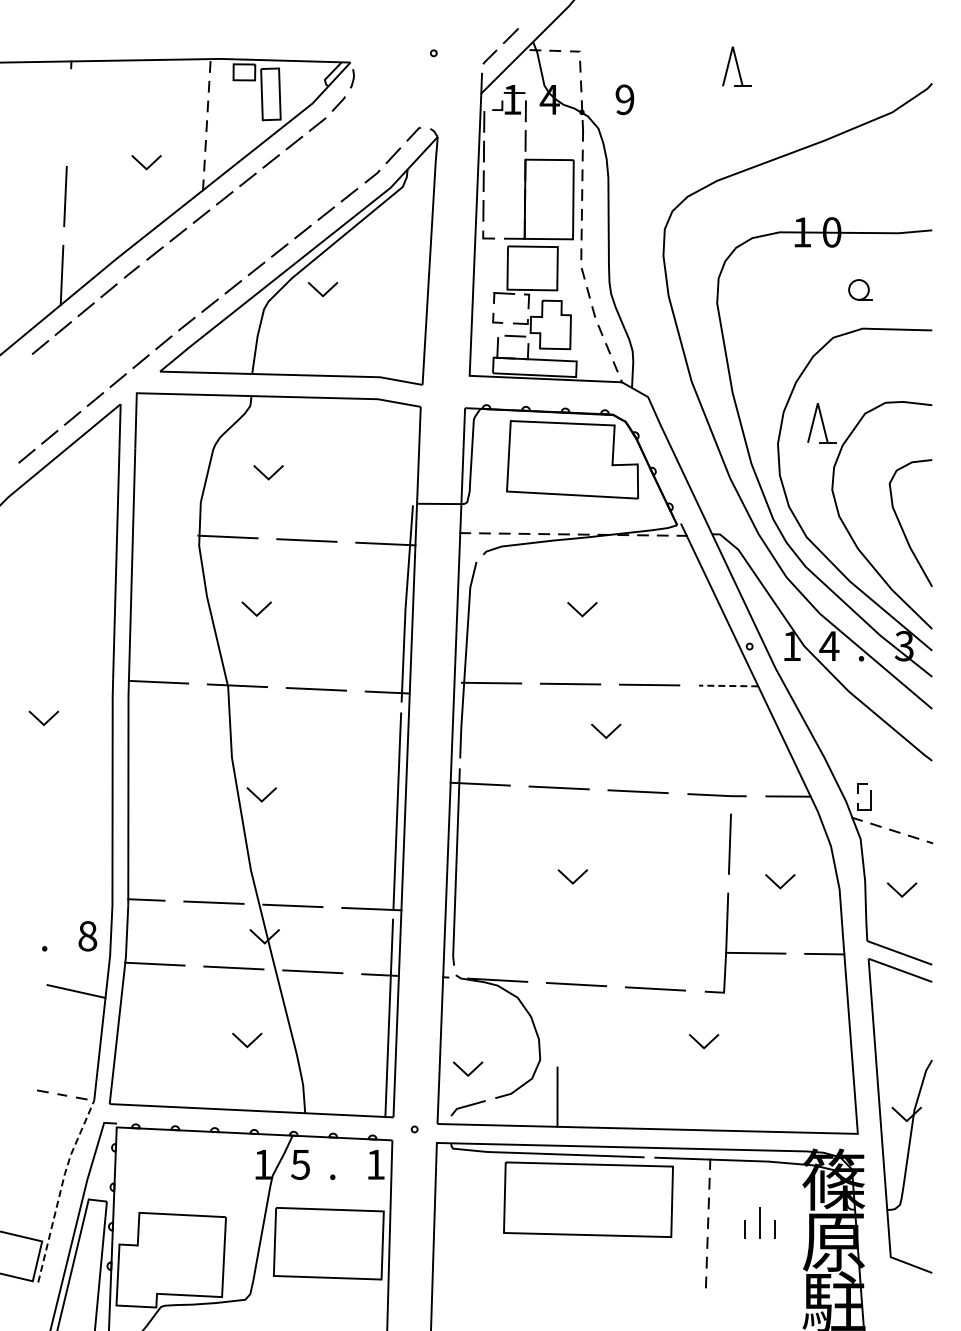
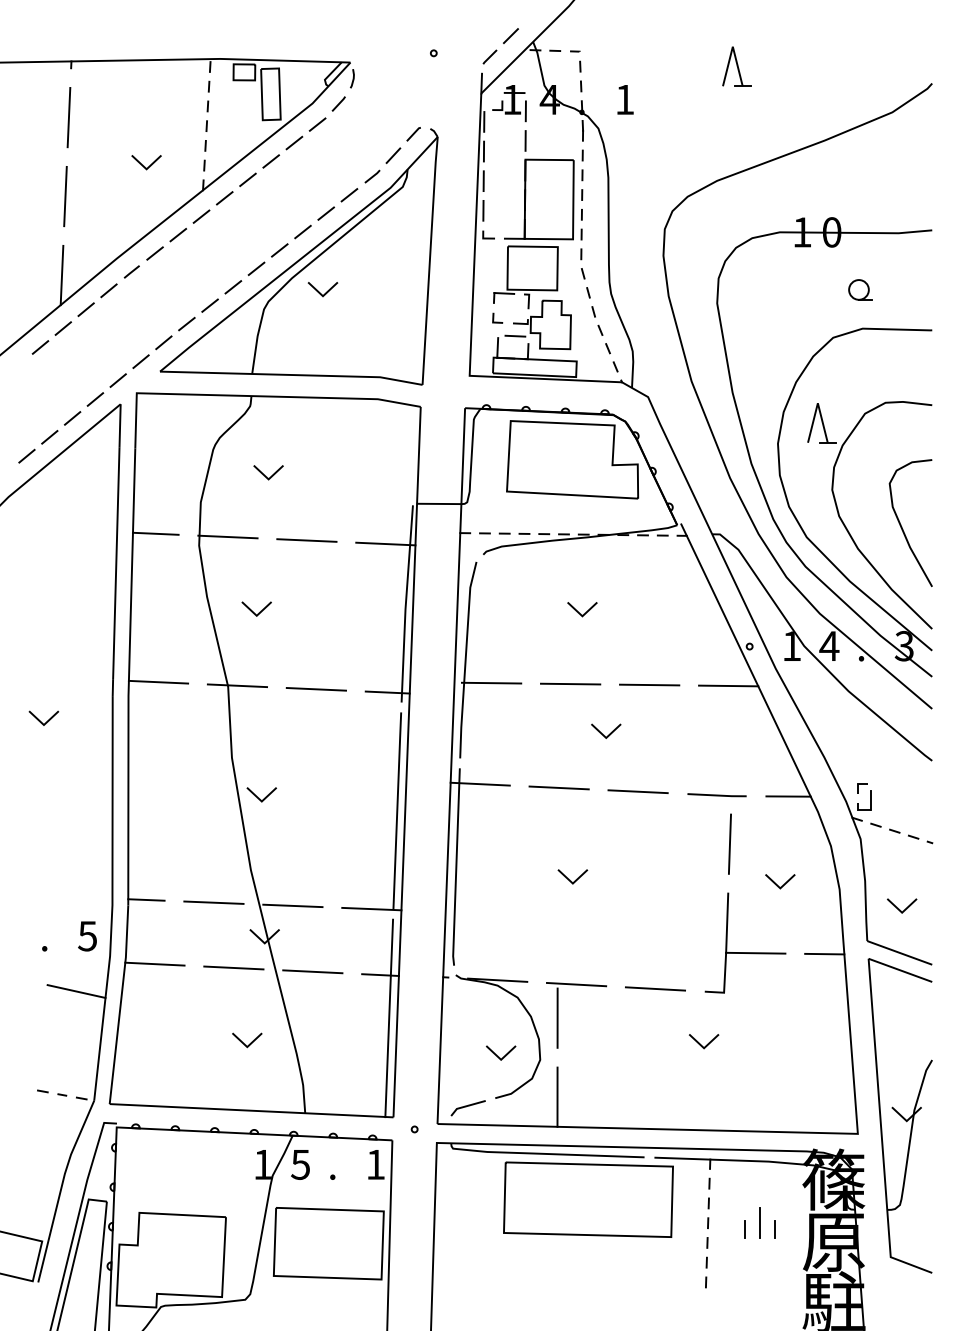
text: 9 -> 1 (624, 99)
line: none -> present (68, 117)
line: none -> present (155, 533)
line: dashed -> solid (728, 685)
line position: (899, 892) -> (899, 908) (899, 908)
text: 8 -> 5 (87, 936)
line: none -> present (557, 1017)
line position: (471, 1071) -> (504, 1055) (504, 1055)
line: dashed -> solid (61, 1188)
